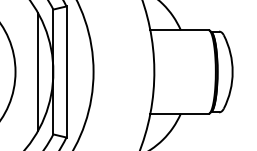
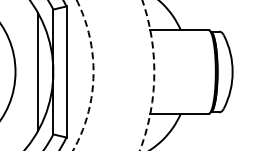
arc: solid -> dashed (93, 75)
arc: solid -> dashed (154, 75)
